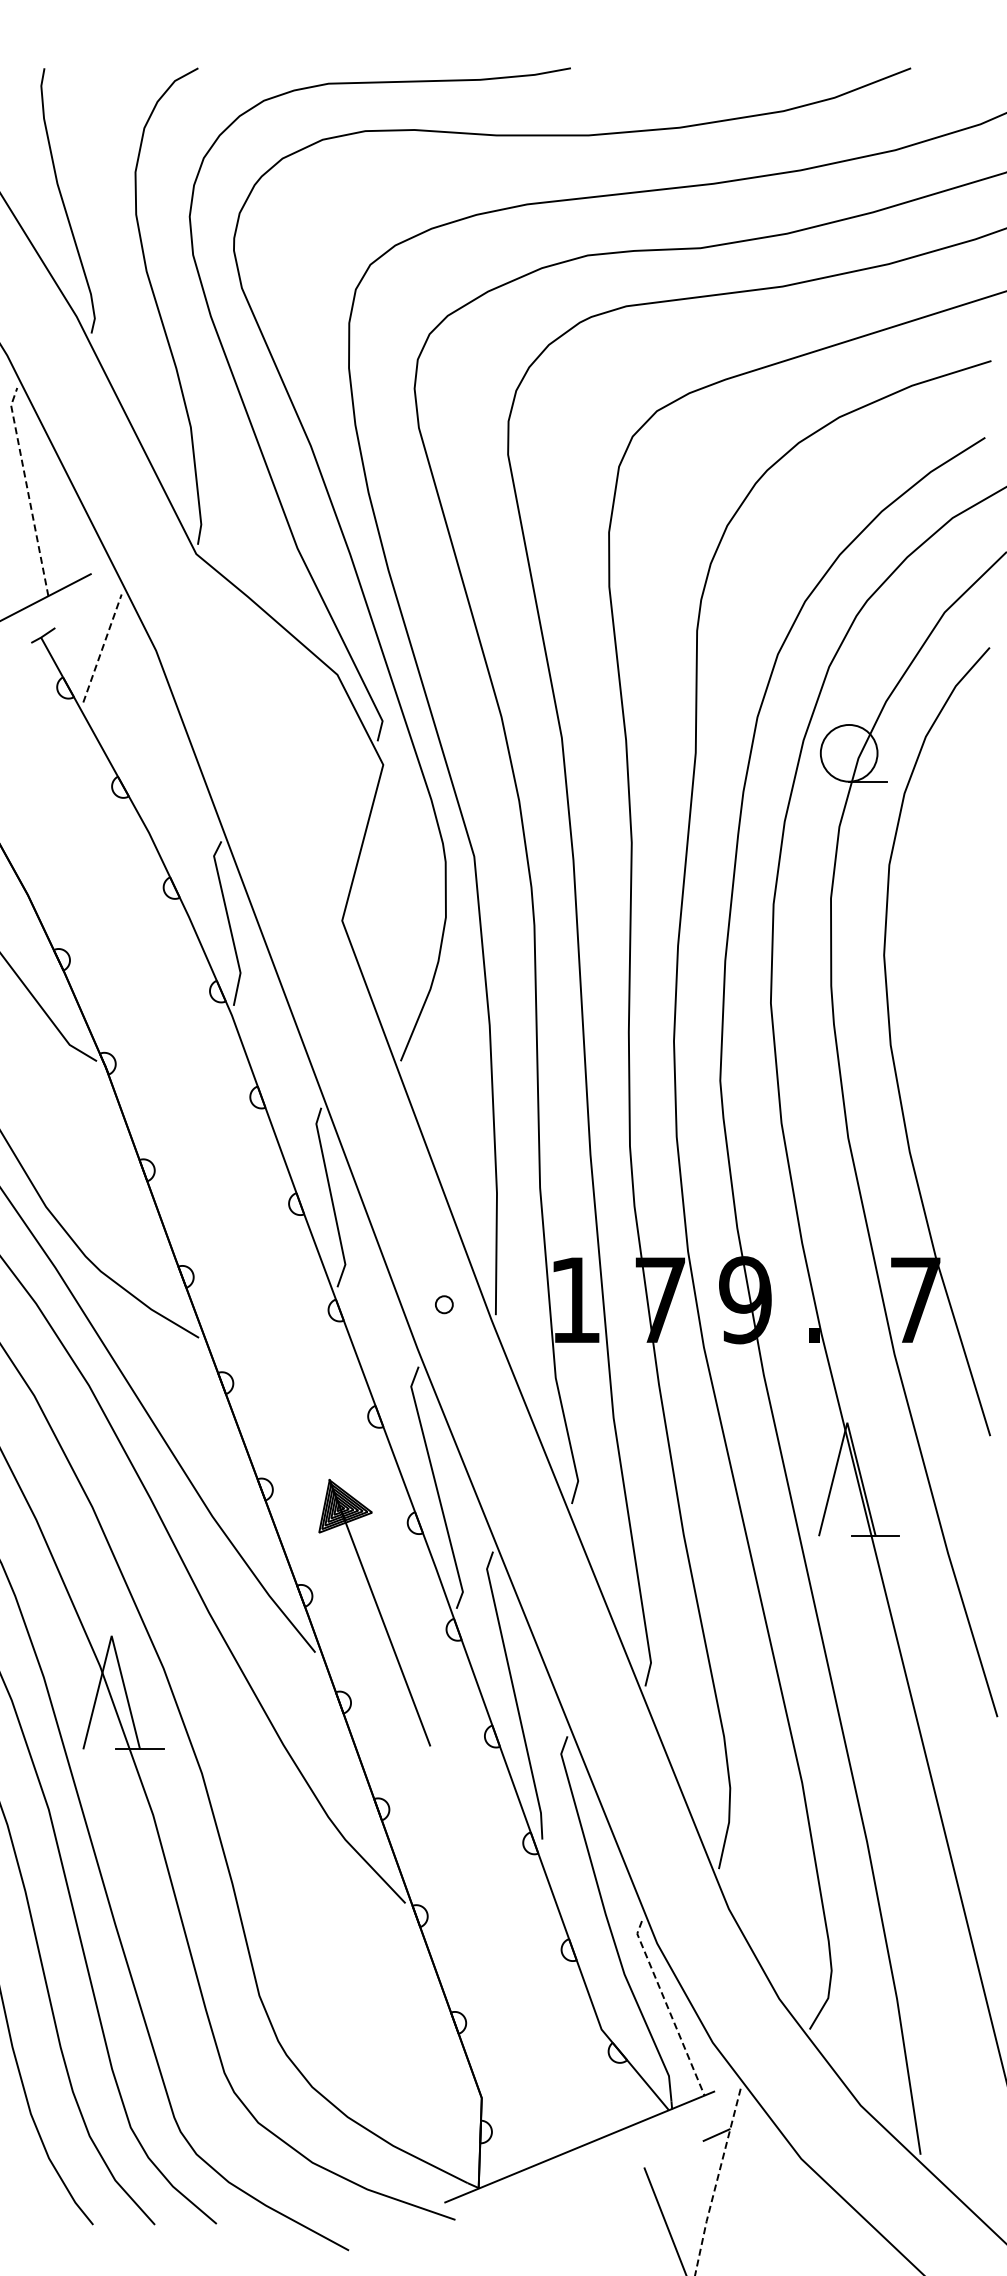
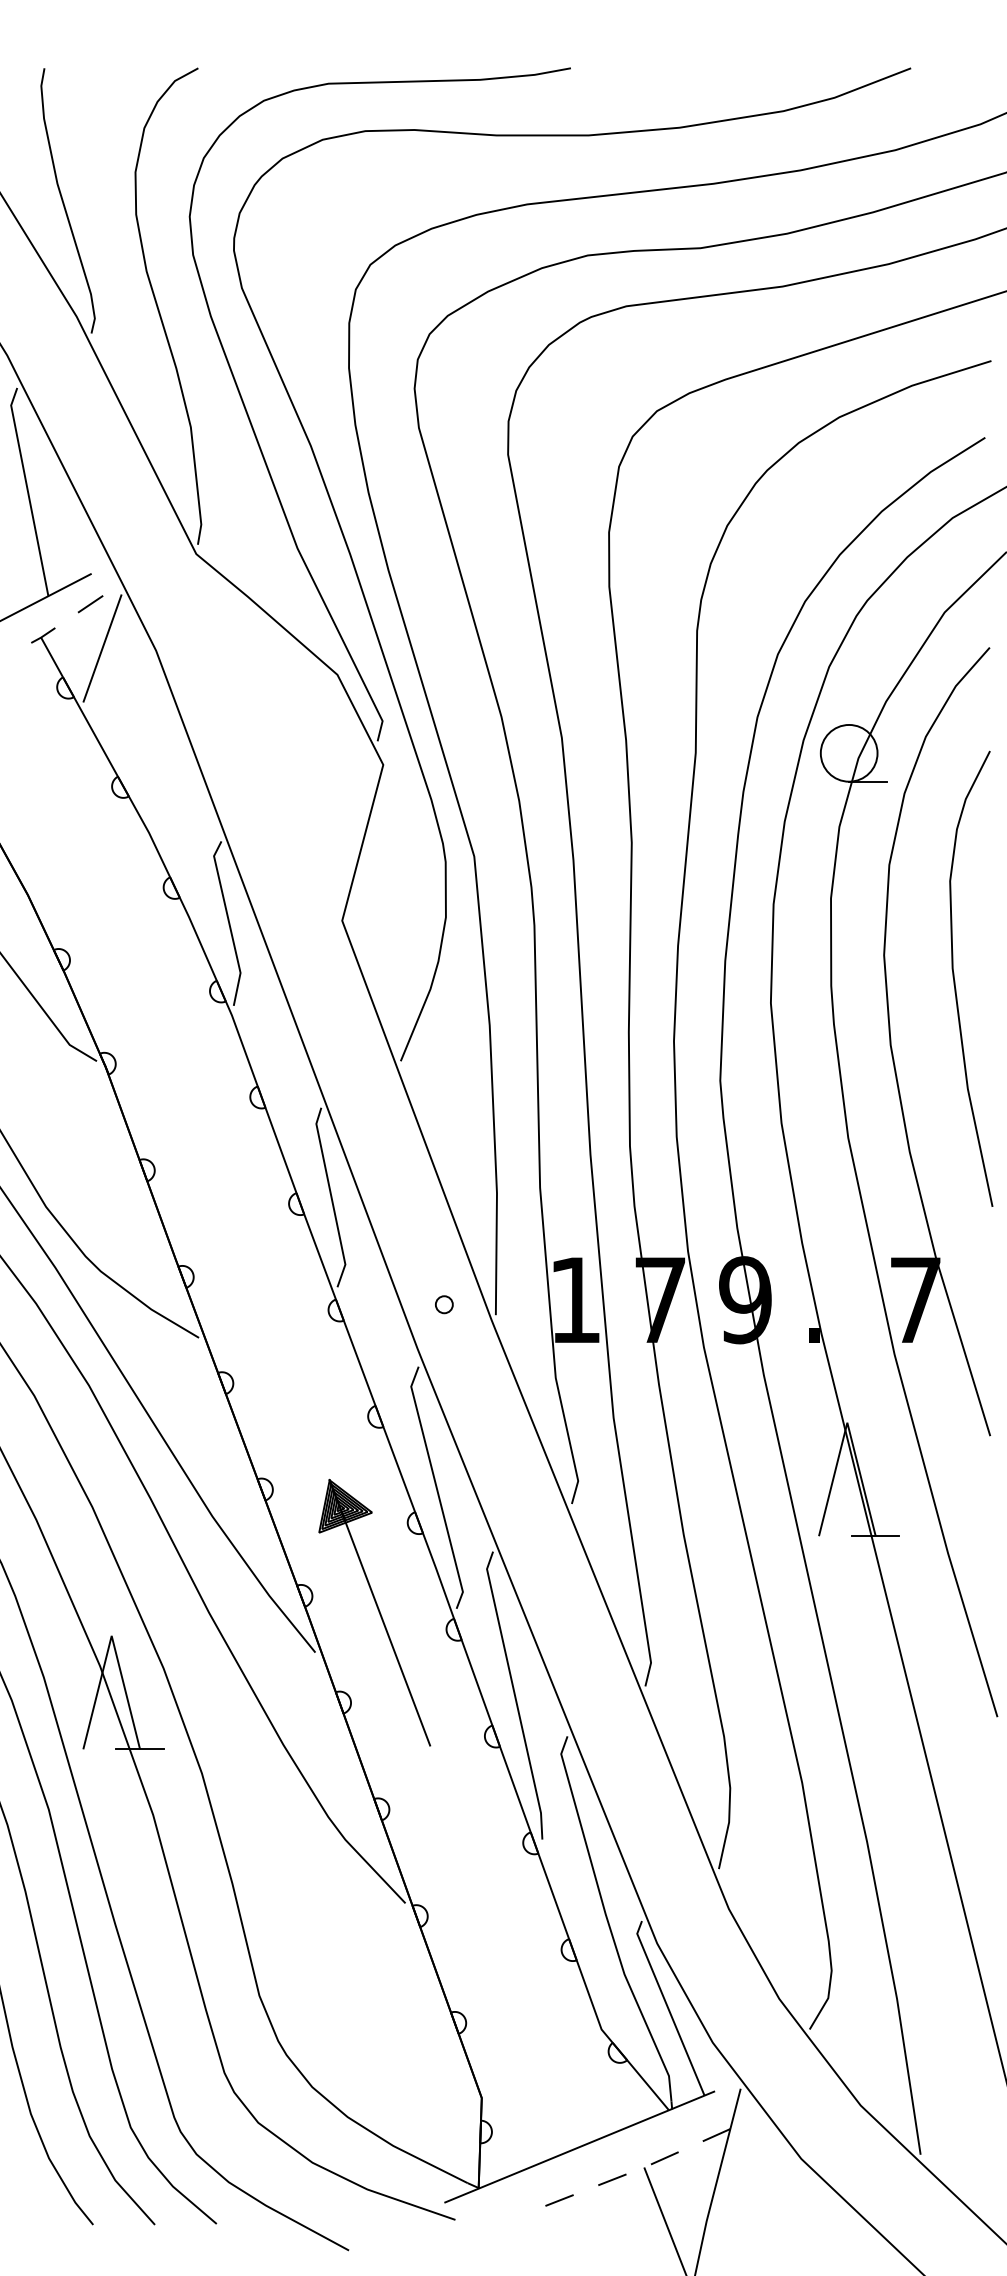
line: dashed -> solid (27, 490)
line: none -> present (90, 604)
line: dashed -> solid (102, 648)
curve: none -> present (955, 980)
line: dashed -> solid (668, 2008)
line: none -> present (664, 2158)
line: none -> present (612, 2179)
line: dashed -> solid (716, 2182)
line: none -> present (559, 2200)
